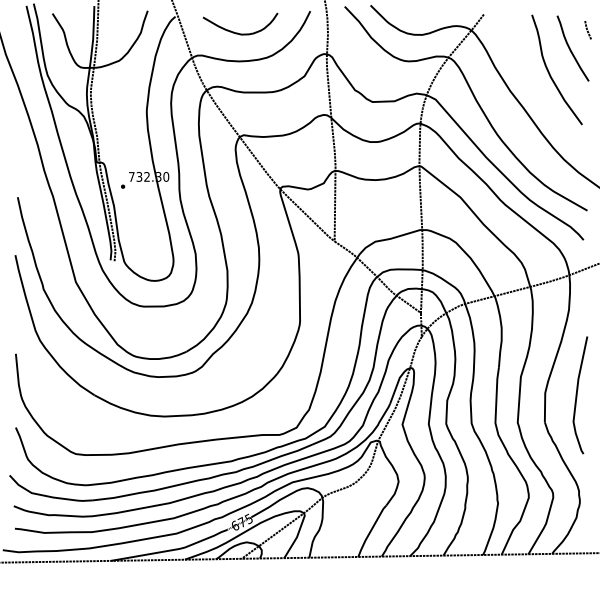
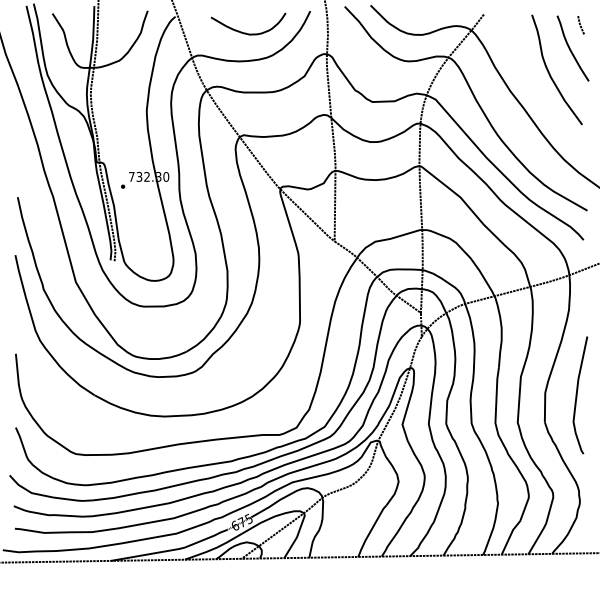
line position: (587, 29) -> (580, 24) (580, 24)
curve position: (237, 32) -> (245, 32) (245, 32)
